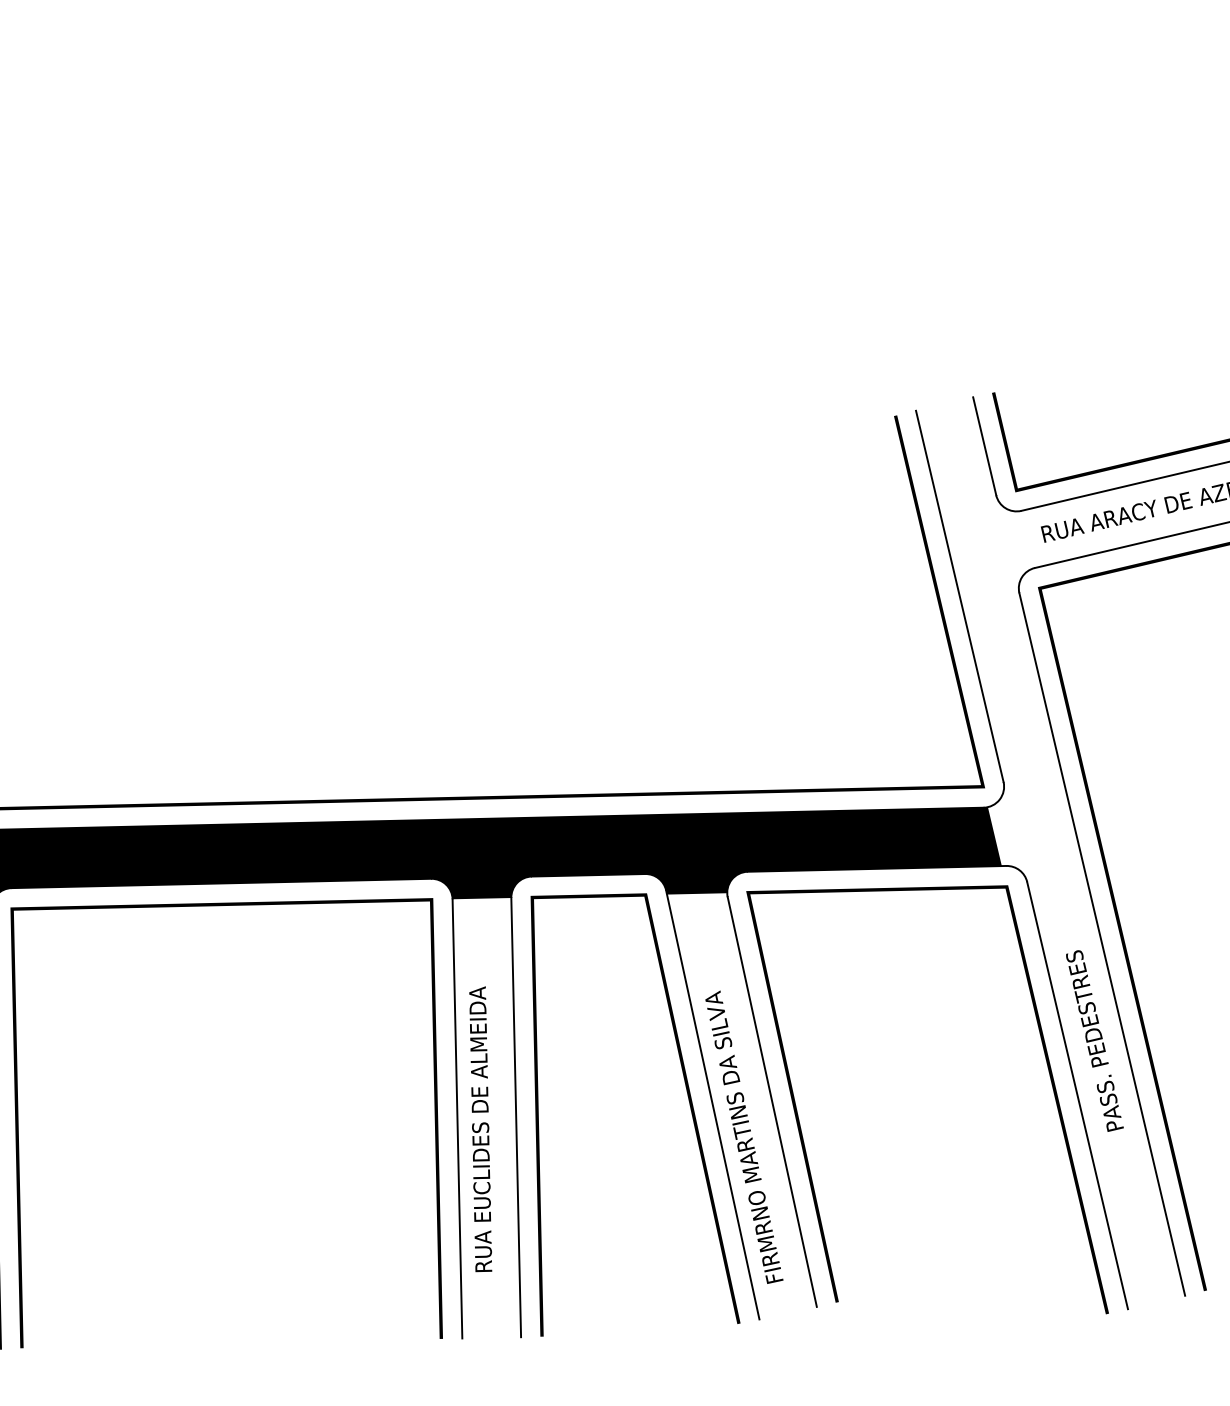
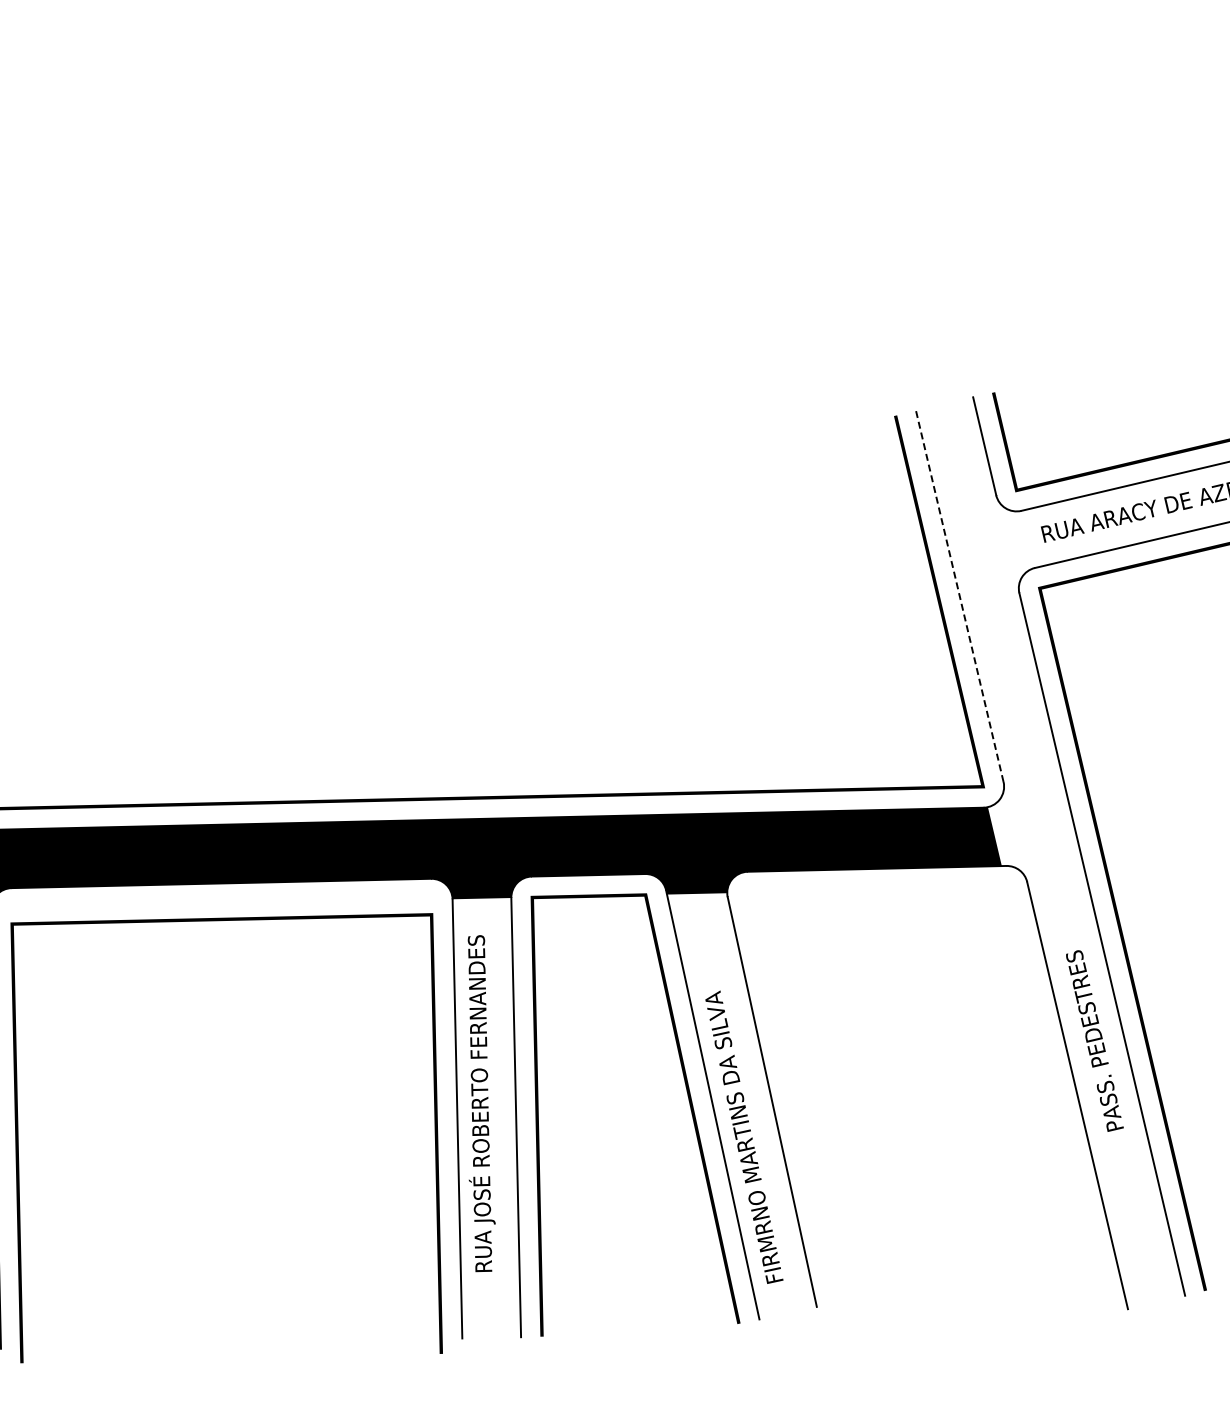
line: solid -> dashed (959, 596)
line: present -> none (1048, 1072)
text: RUA EUCLIDES DE ALMEIDA -> RUA JOSÉ ROBERTO FERNANDES (481, 1079)
line position: (18, 1123) -> (18, 1138) (18, 1138)
